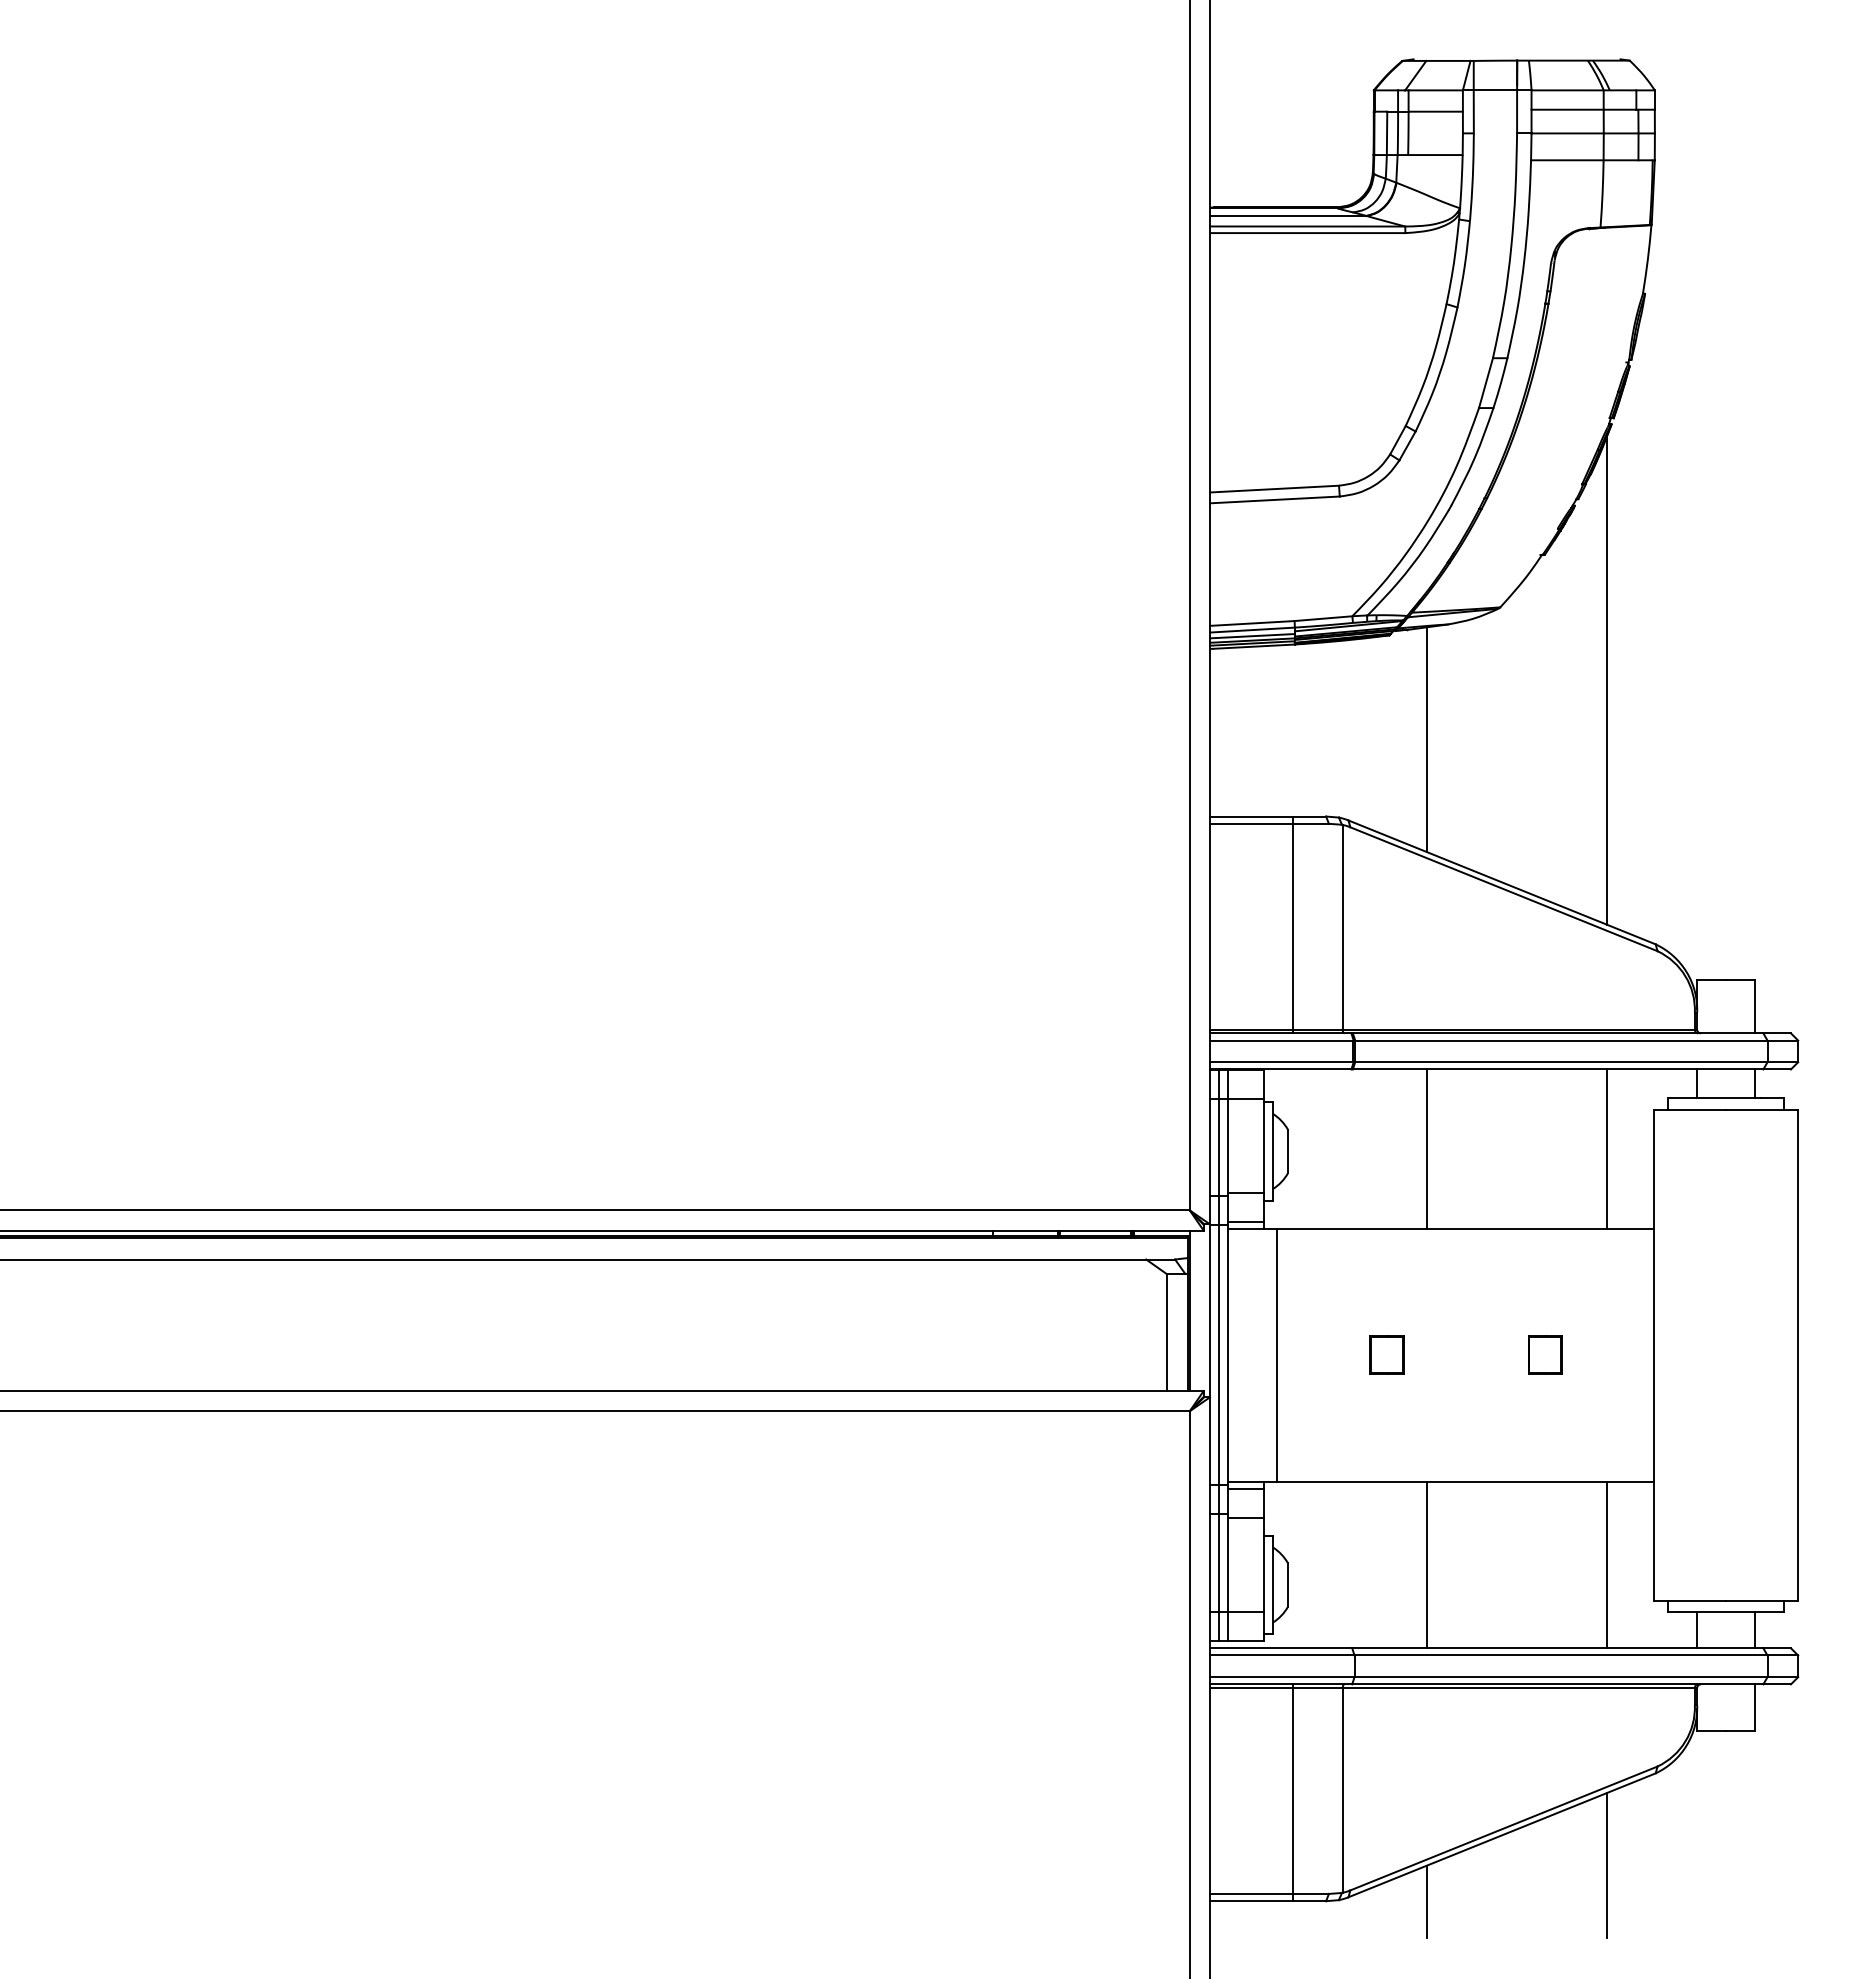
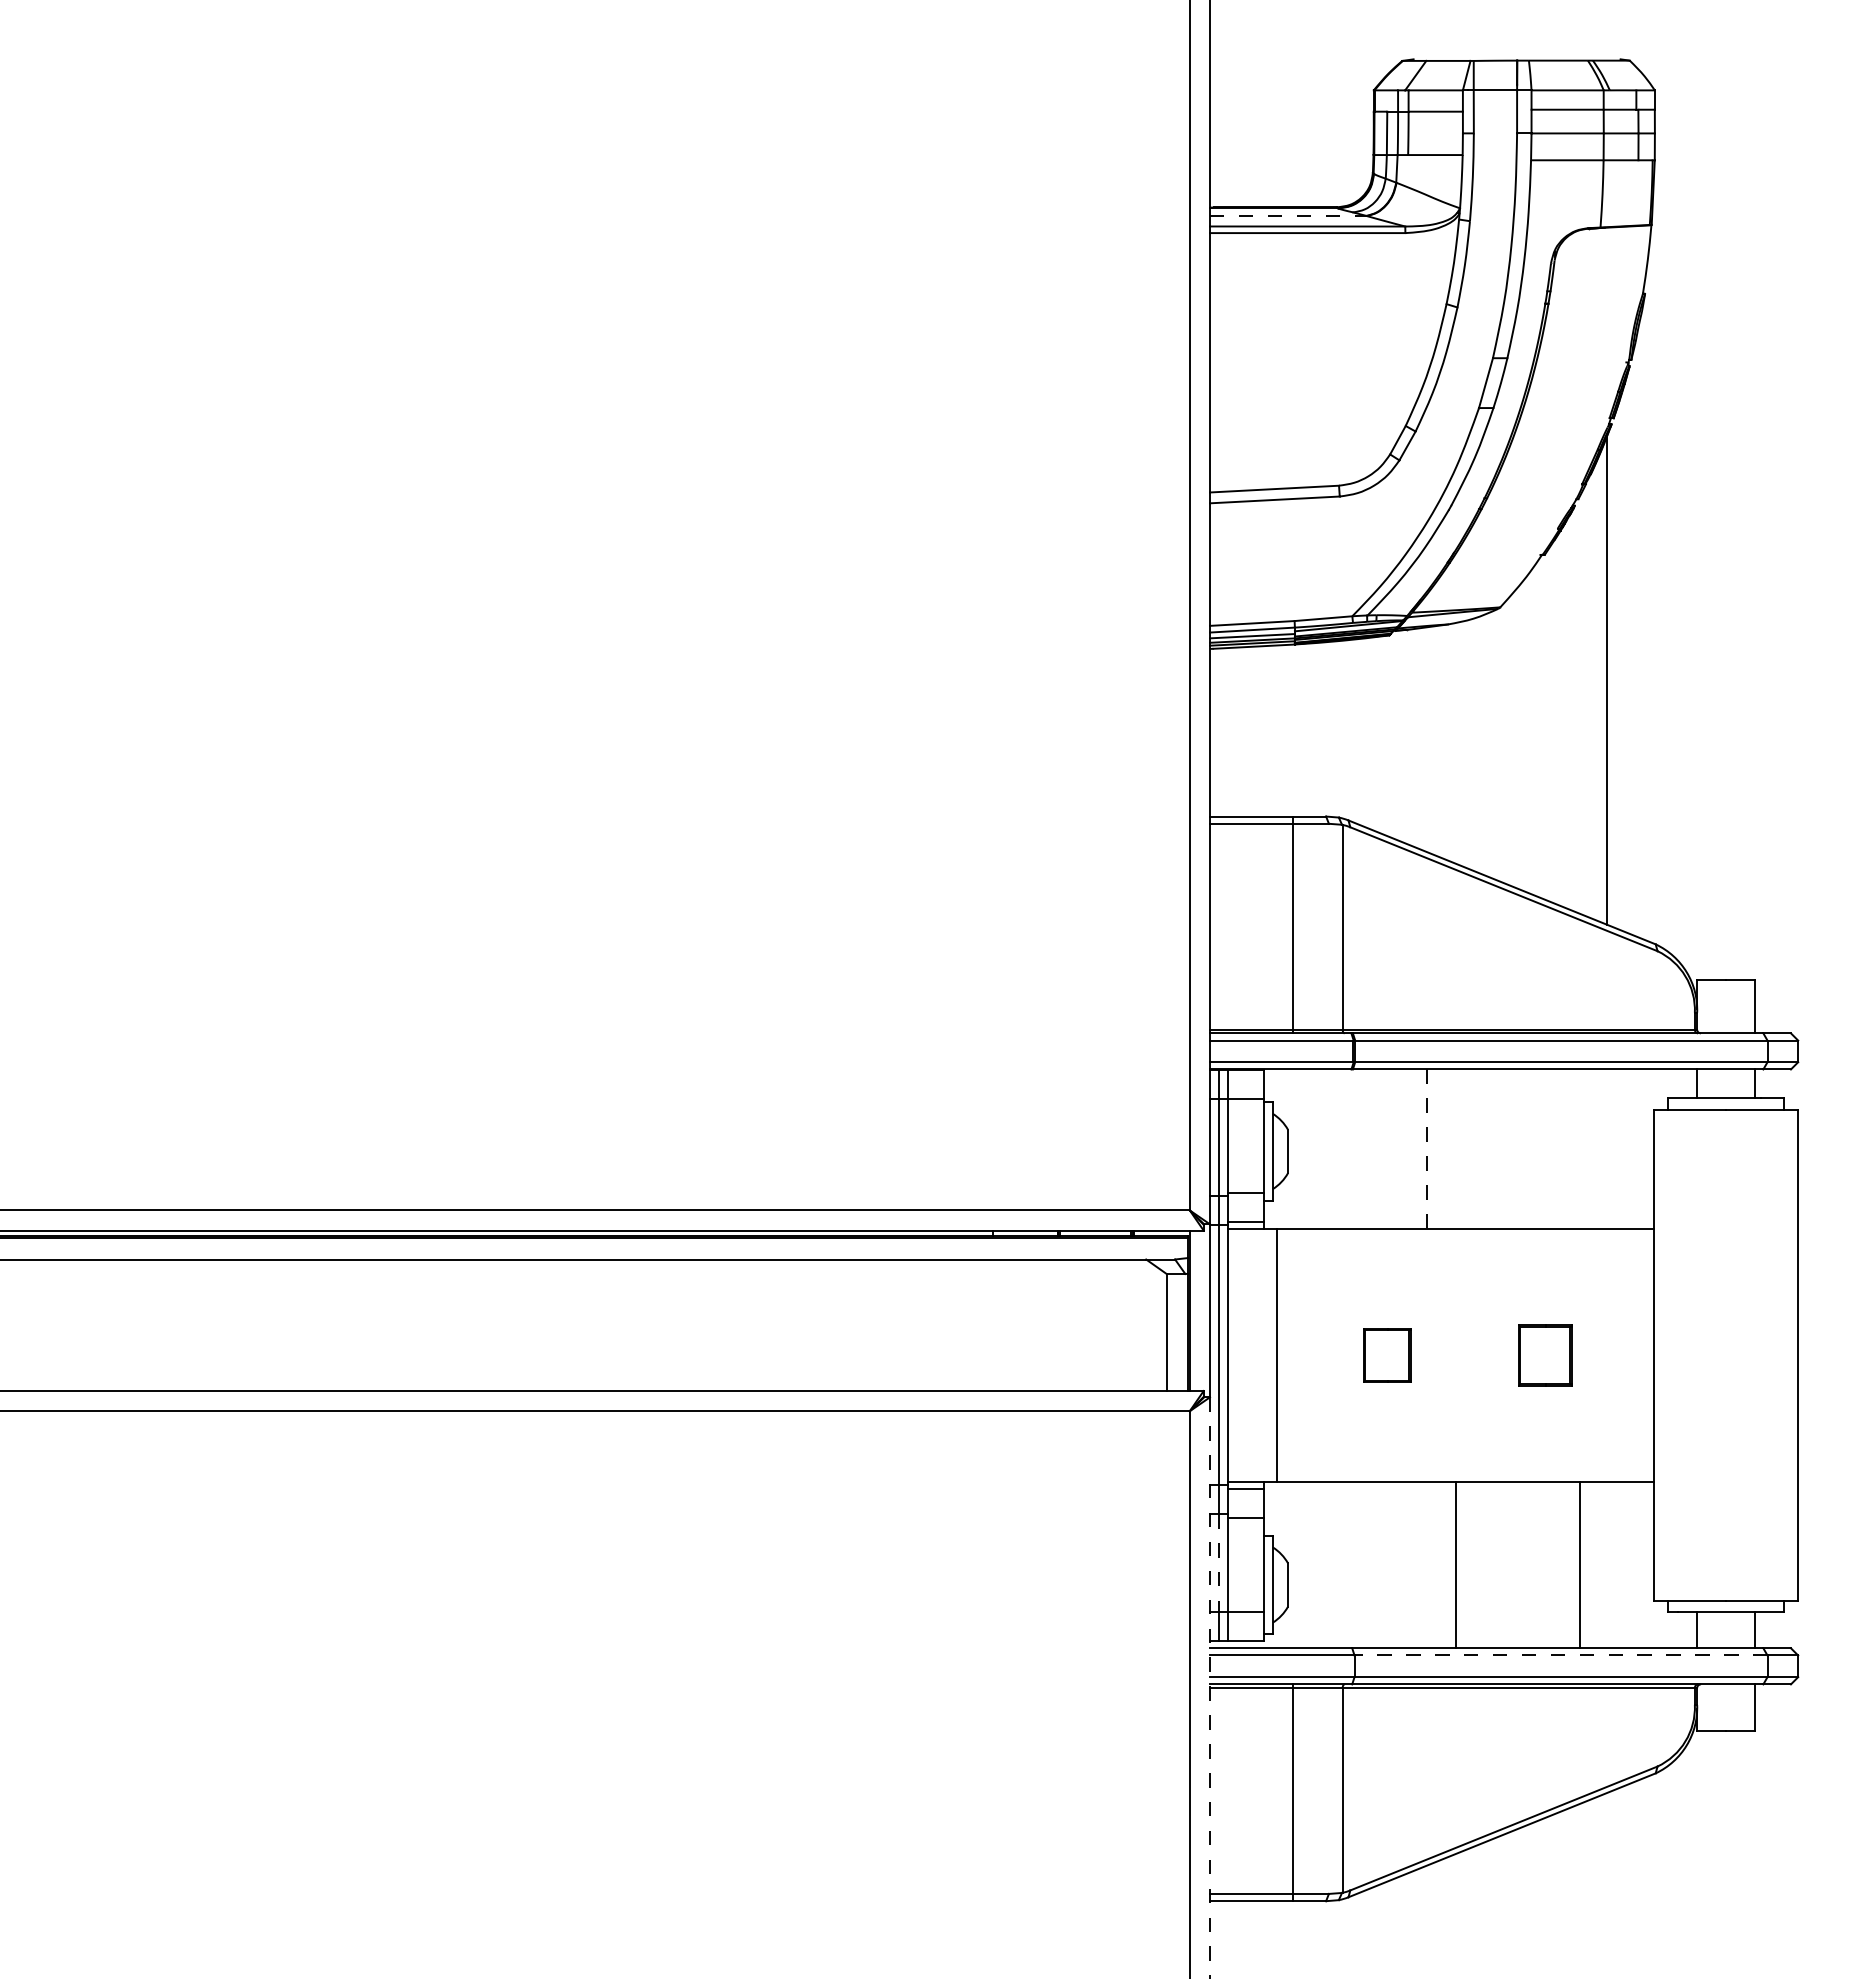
line: solid -> dashed (1288, 216)
line: present -> none (1426, 739)
line: present -> none (1607, 1148)
line: solid -> dashed (1426, 1149)
part size: 36x40 px -> 49x55 px (1387, 1355)
part size: 35x40 px -> 55x63 px (1545, 1355)
line: solid -> dashed (1219, 1563)
line position: (1426, 1564) -> (1455, 1564) (1455, 1564)
line position: (1607, 1564) -> (1580, 1564) (1580, 1564)
line: solid -> dashed (1560, 1655)
line: solid -> dashed (1210, 1688)
line: present -> none (1607, 1865)
line: present -> none (1426, 1901)
